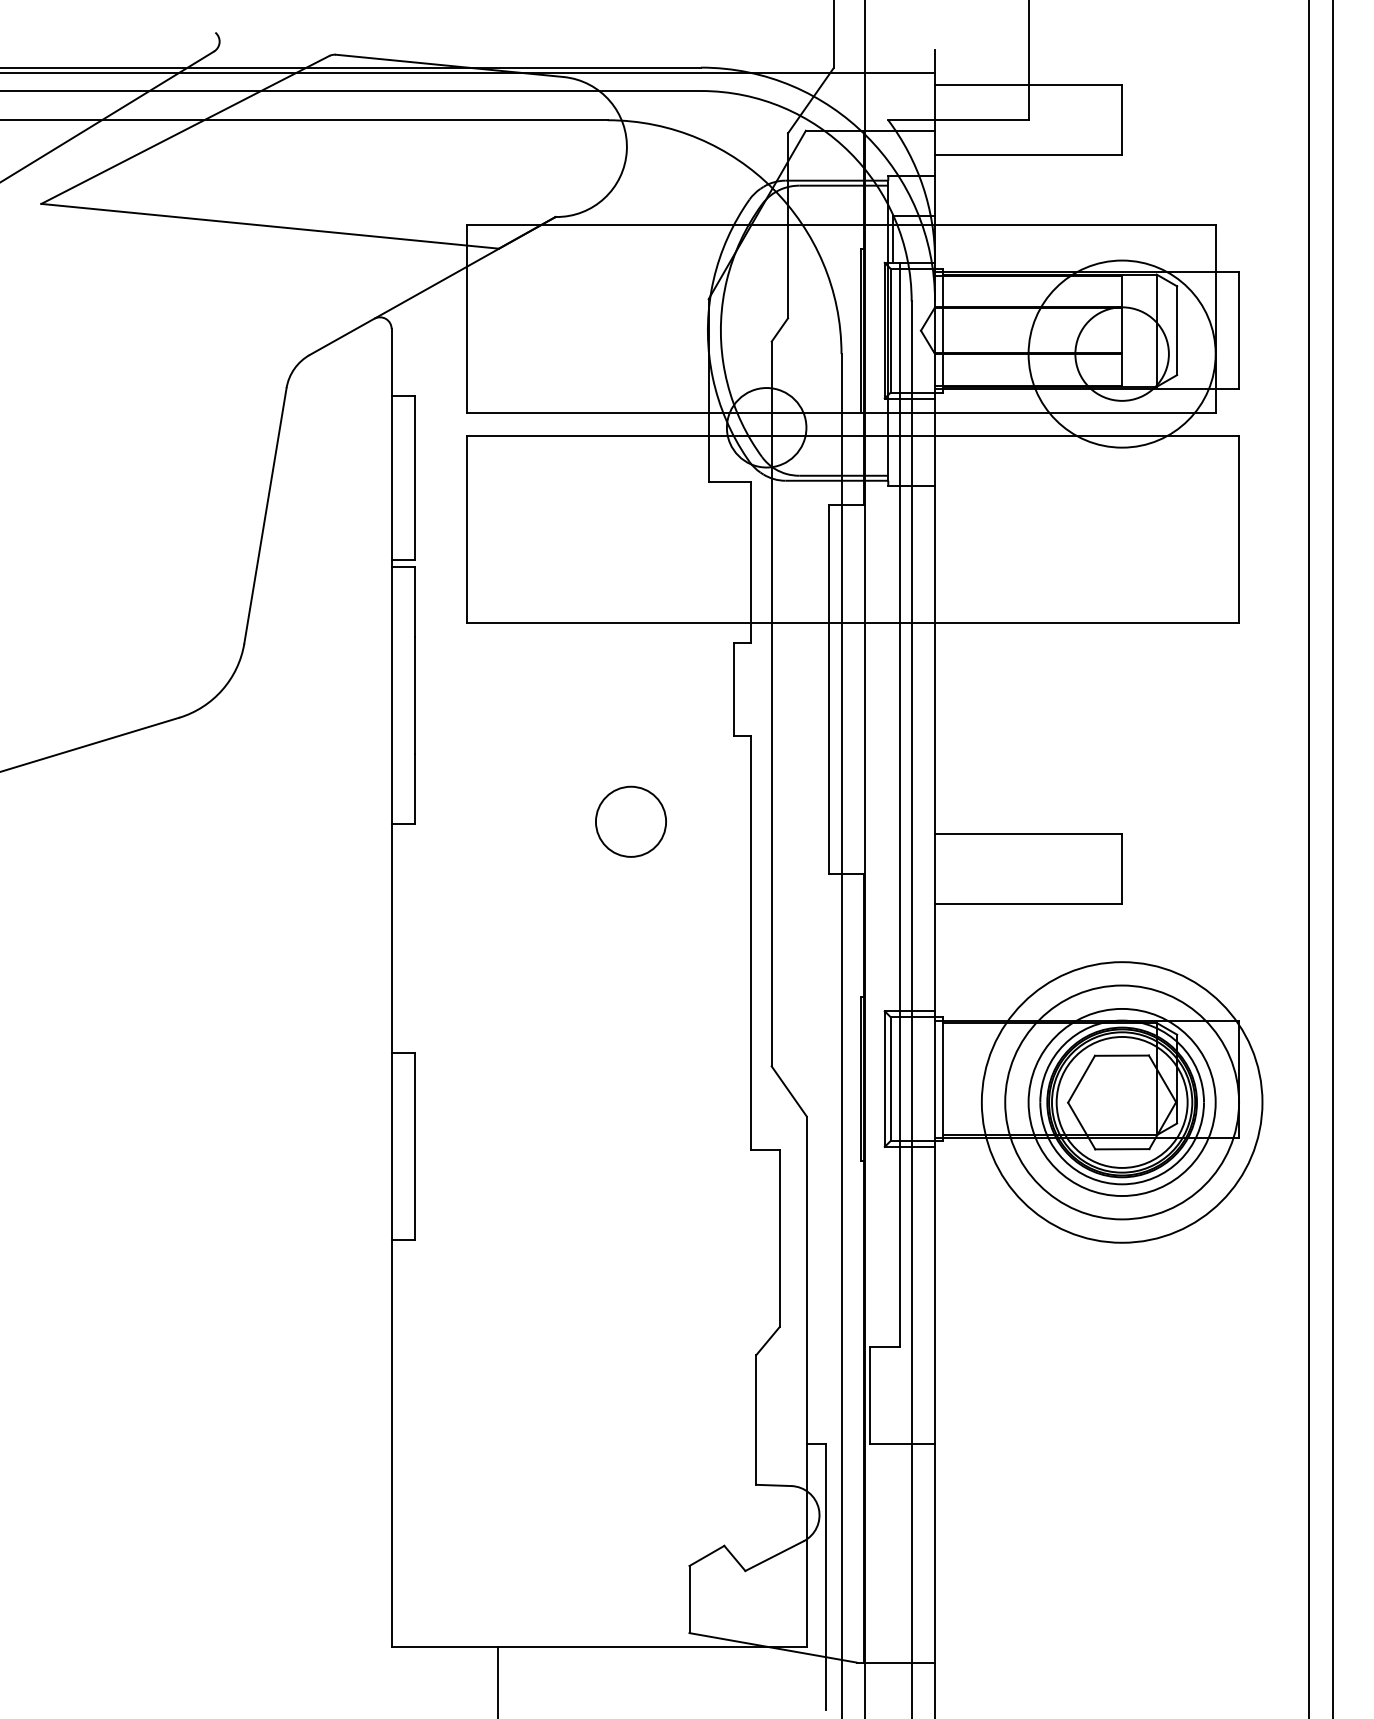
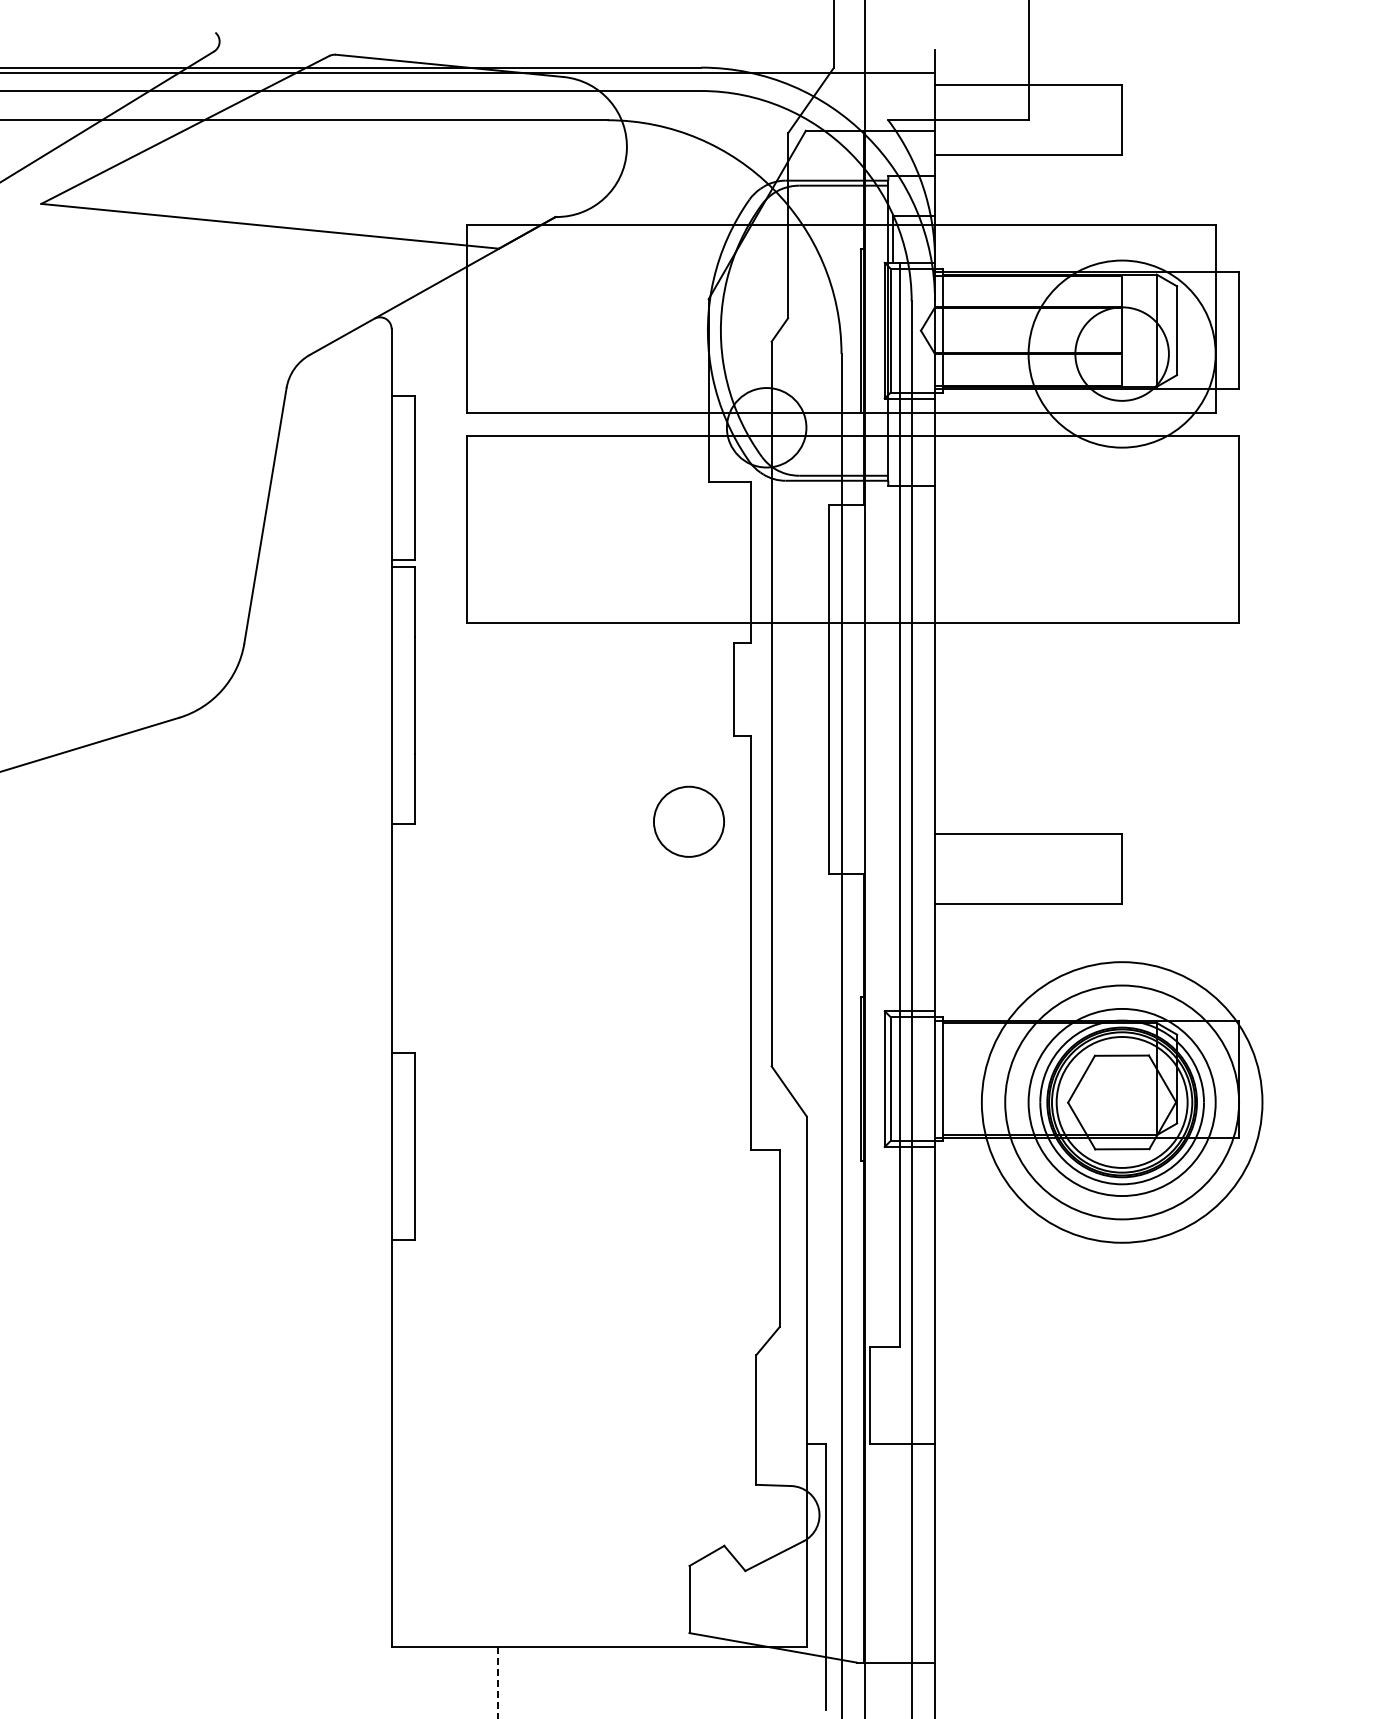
circle position: (630, 821) -> (688, 821) (688, 821)
line: present -> none (1309, 858)
line: present -> none (1332, 858)
line: solid -> dashed (498, 1683)
